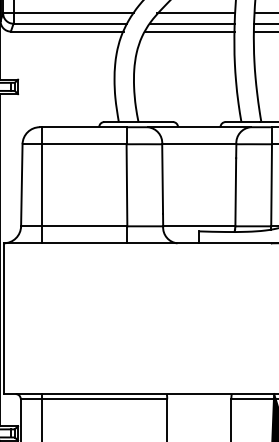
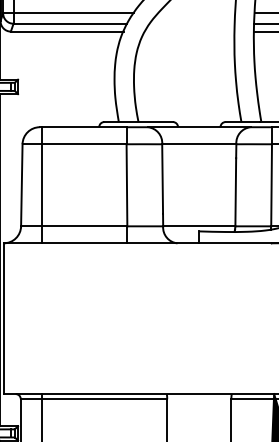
line: present -> none (195, 13)
line: present -> none (191, 23)
line: present -> none (189, 31)
